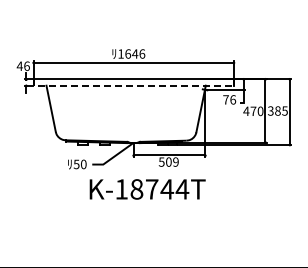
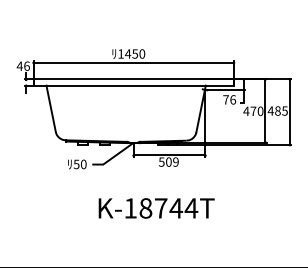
text: 1646 -> 1450 (135, 53)
line: dashed -> solid (130, 85)
text: 385 -> 485 (270, 110)
text position: (147, 189) -> (156, 208) (156, 208)
